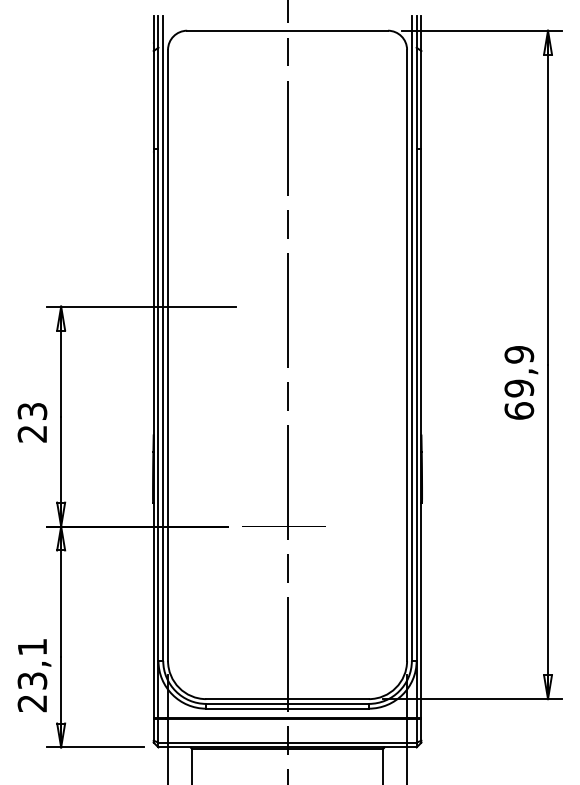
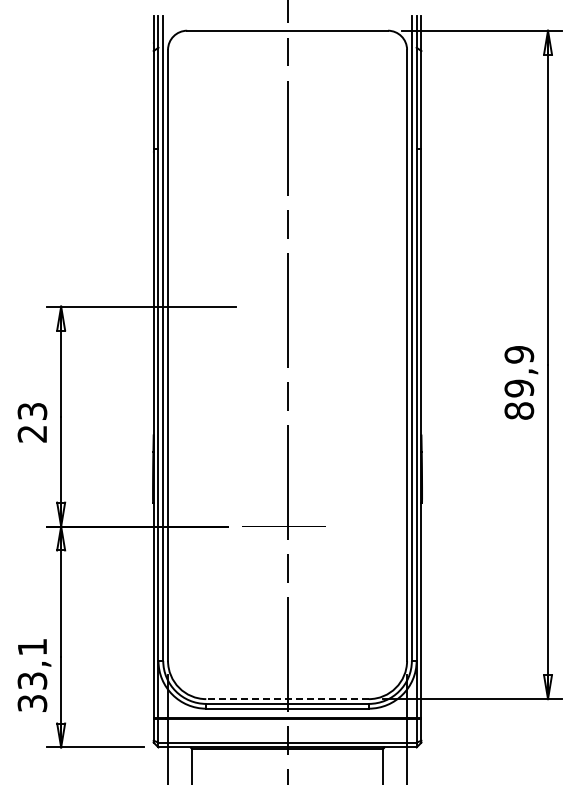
text: 69,9 -> 89,9 (519, 410)
line: solid -> dashed (287, 699)
text: 23,1 -> 33,1 (32, 703)
